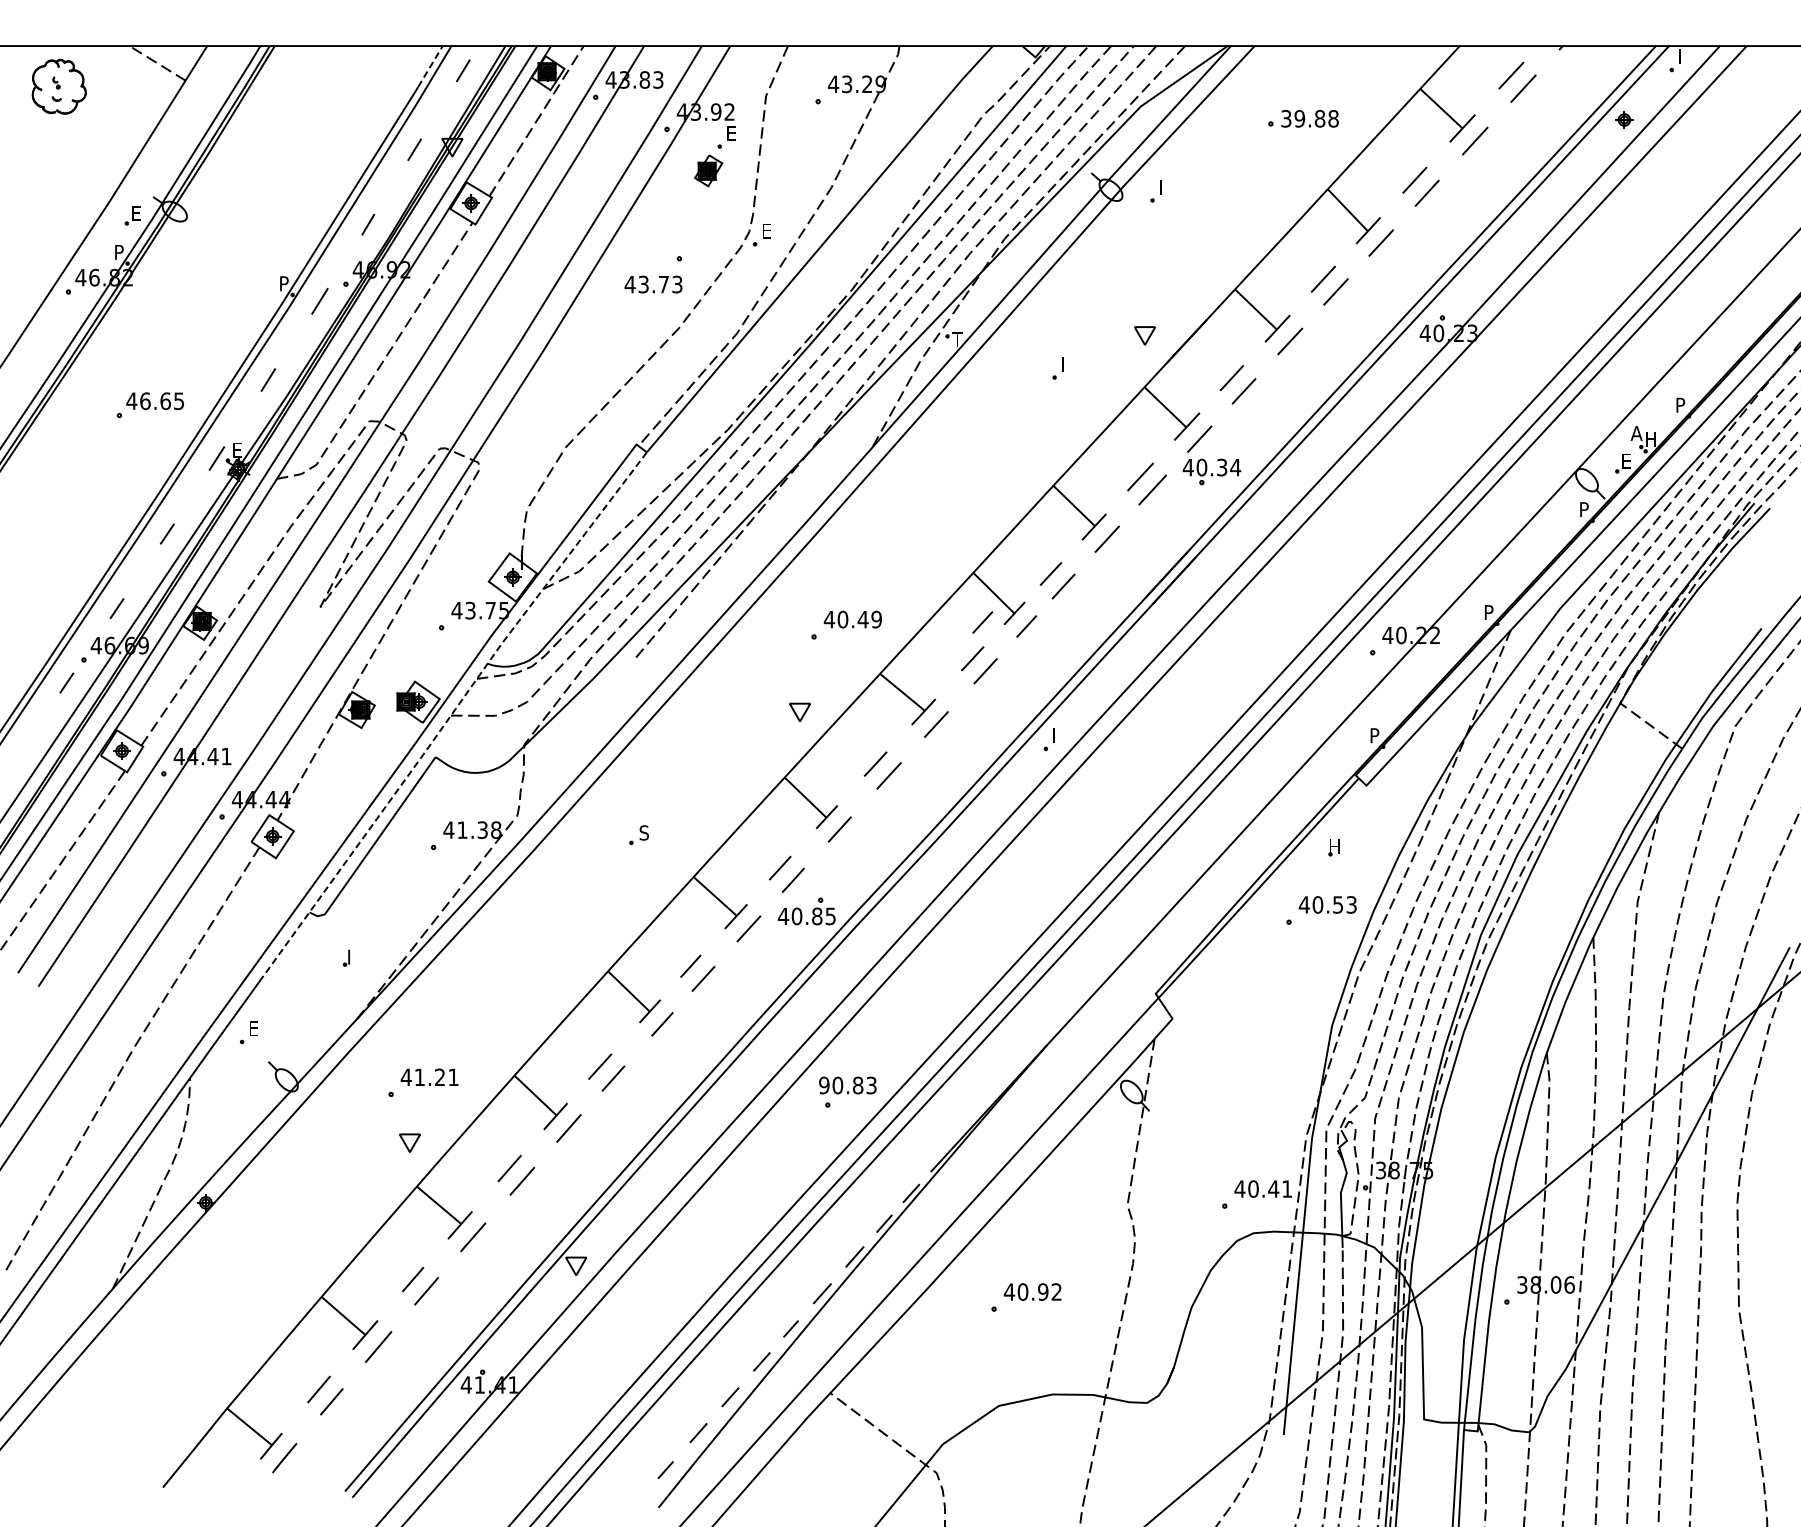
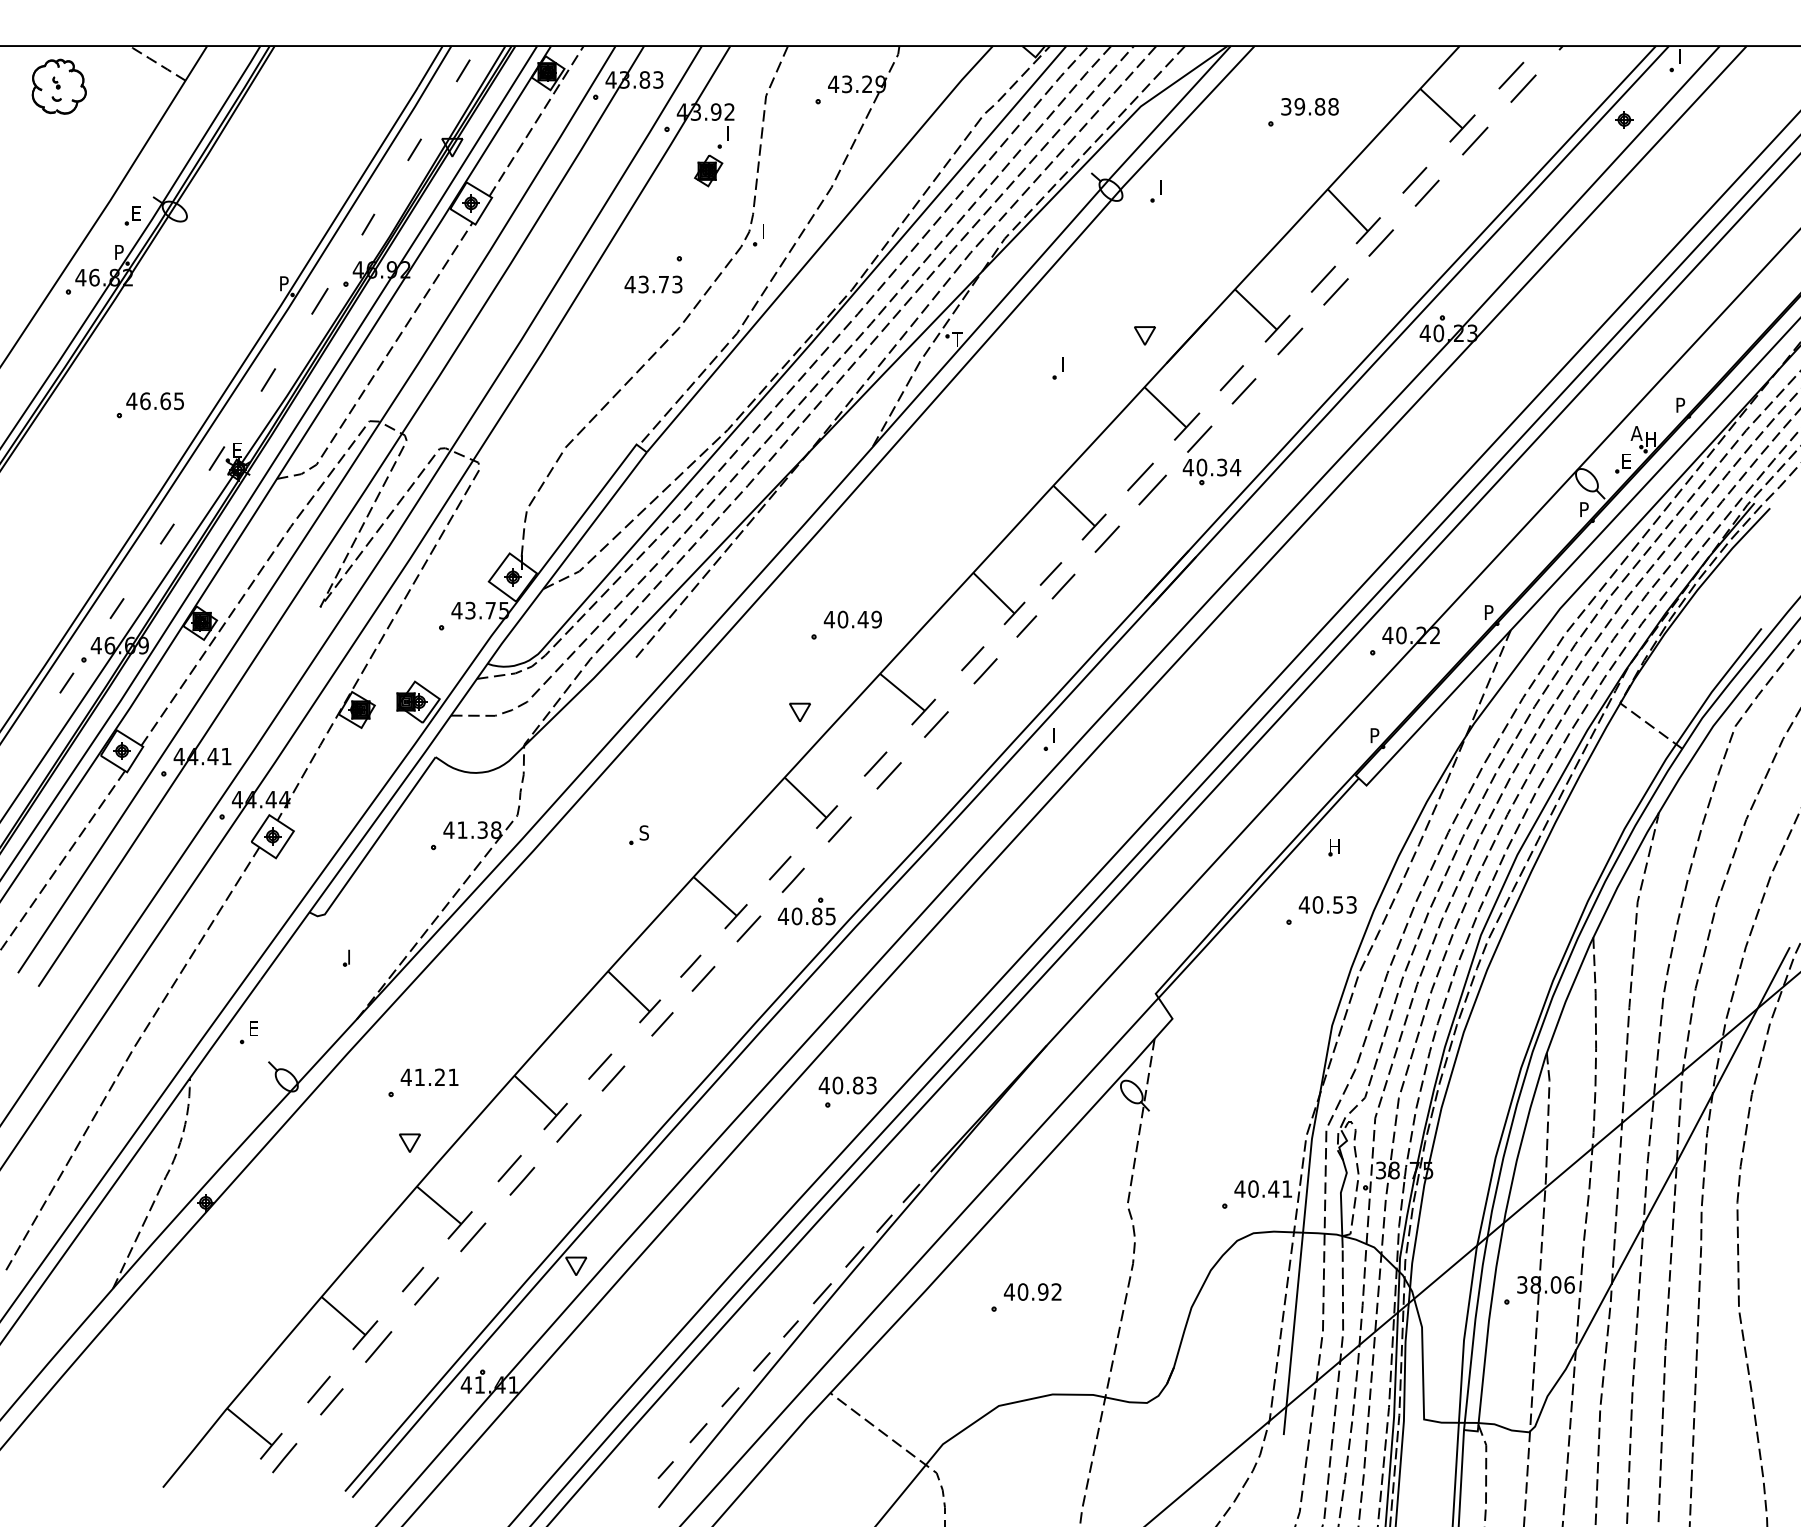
line: dashed -> solid (430, 66)
text position: (1309, 118) -> (1309, 106) (1309, 106)
text: E -> I (732, 133)
text: E -> I (767, 231)
line: present -> none (982, 622)
line: dashed -> solid (451, 715)
text: 90.83 -> 40.83 (823, 1085)
